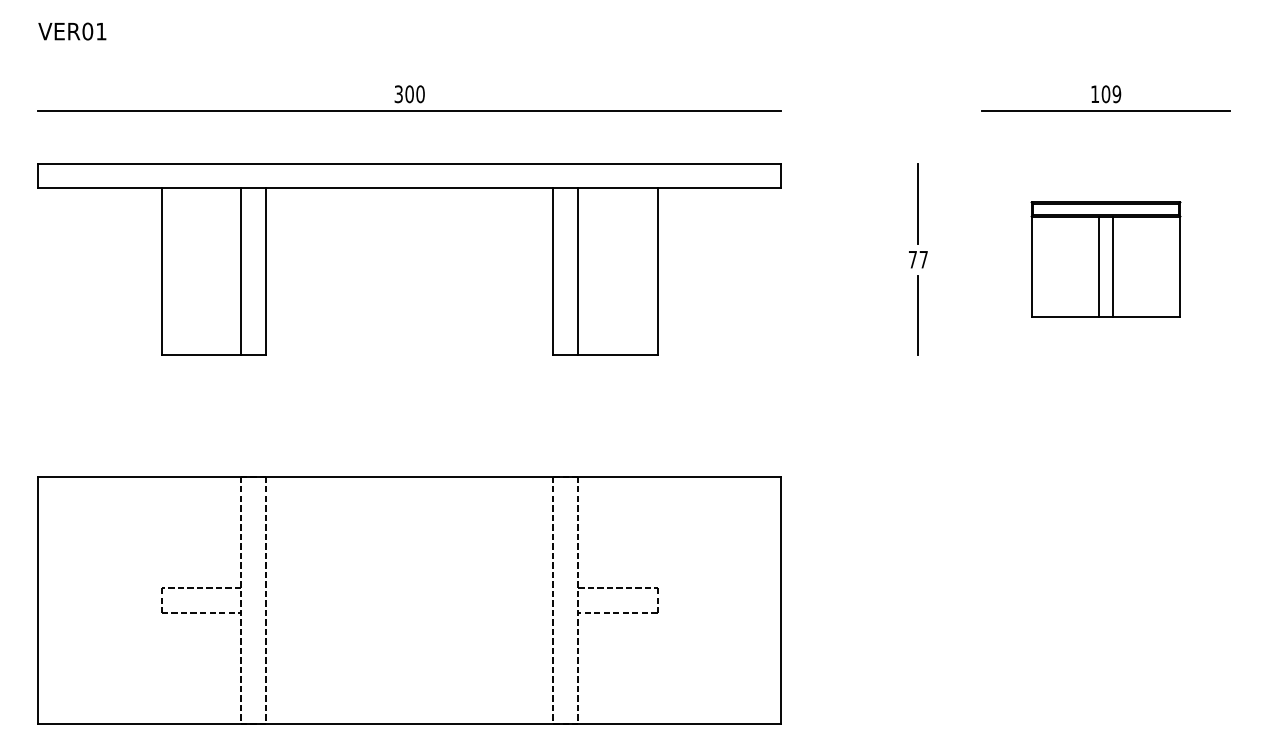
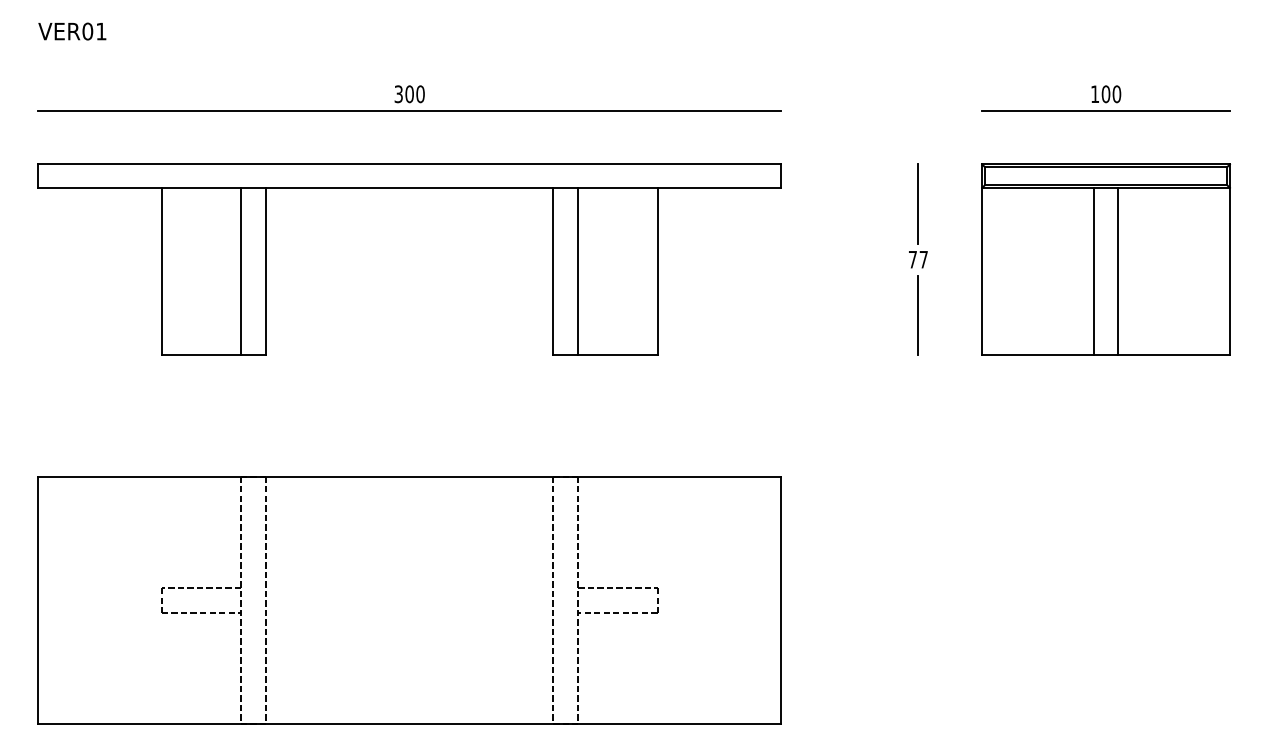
text: 109 -> 100 (1116, 94)
part size: 152x117 px -> 250x193 px (1105, 259)
